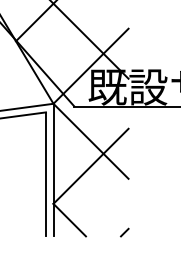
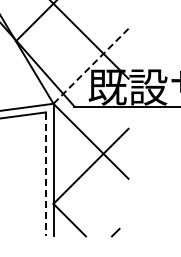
line: solid -> dashed (90, 66)
line: solid -> dashed (46, 174)
line position: (124, 232) -> (115, 232) (115, 232)
